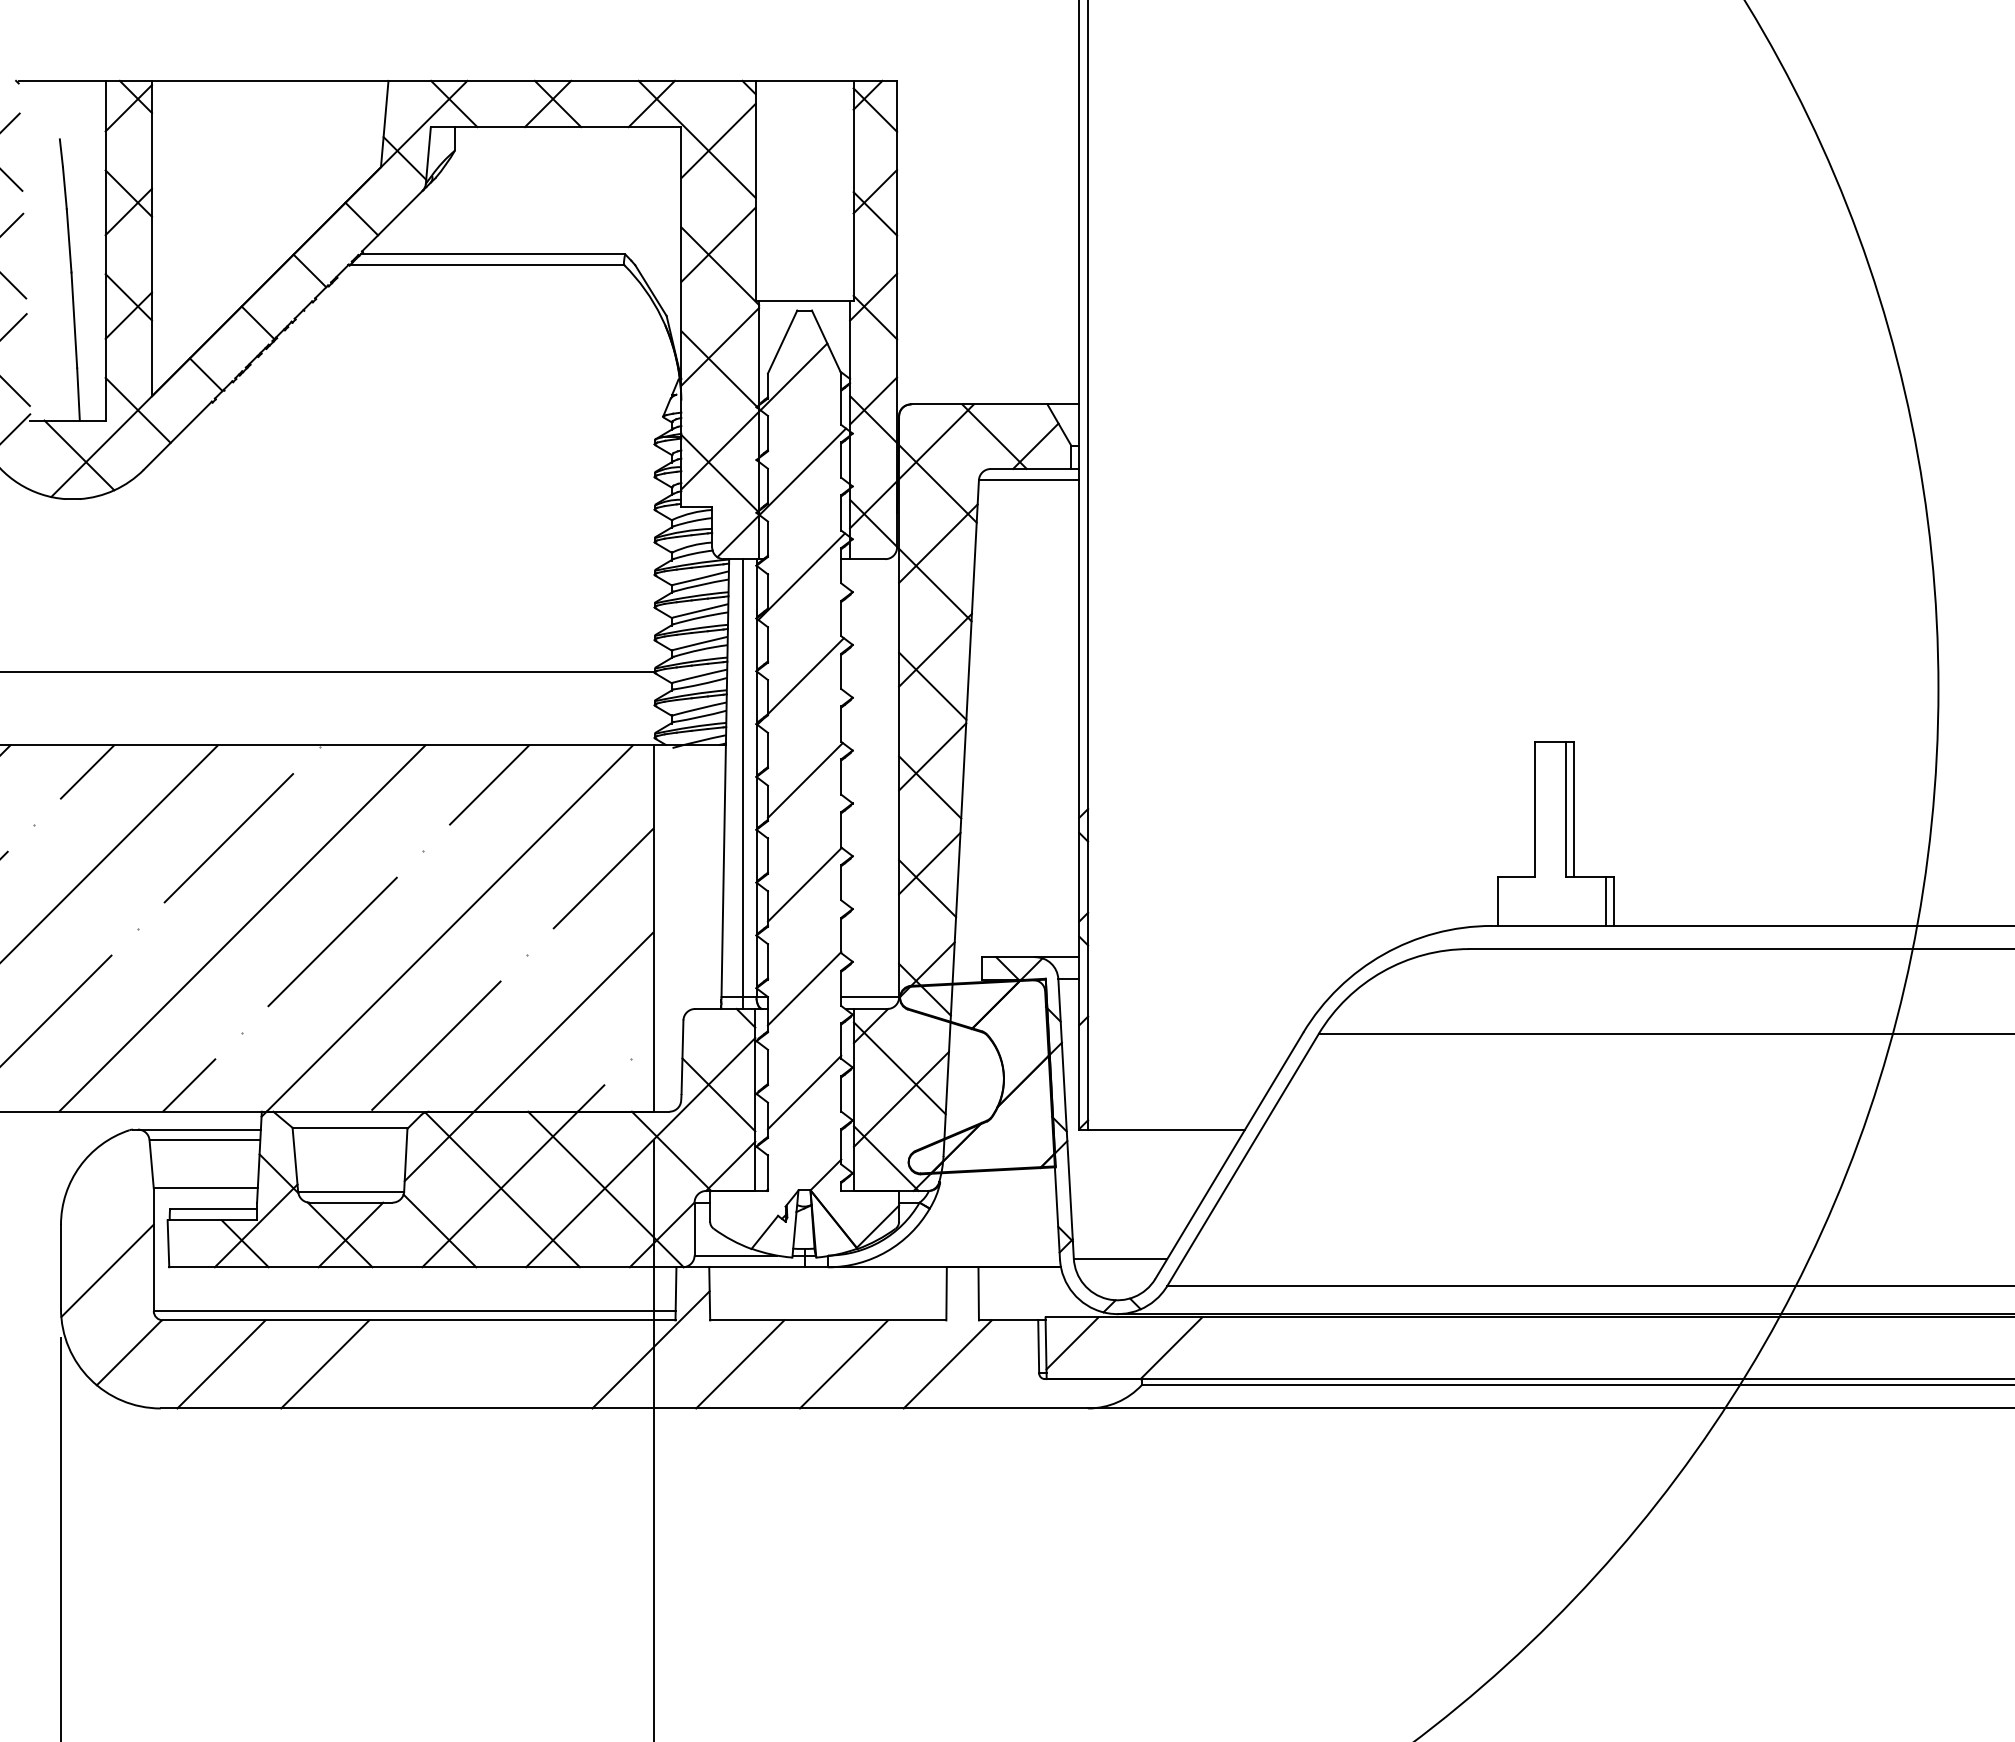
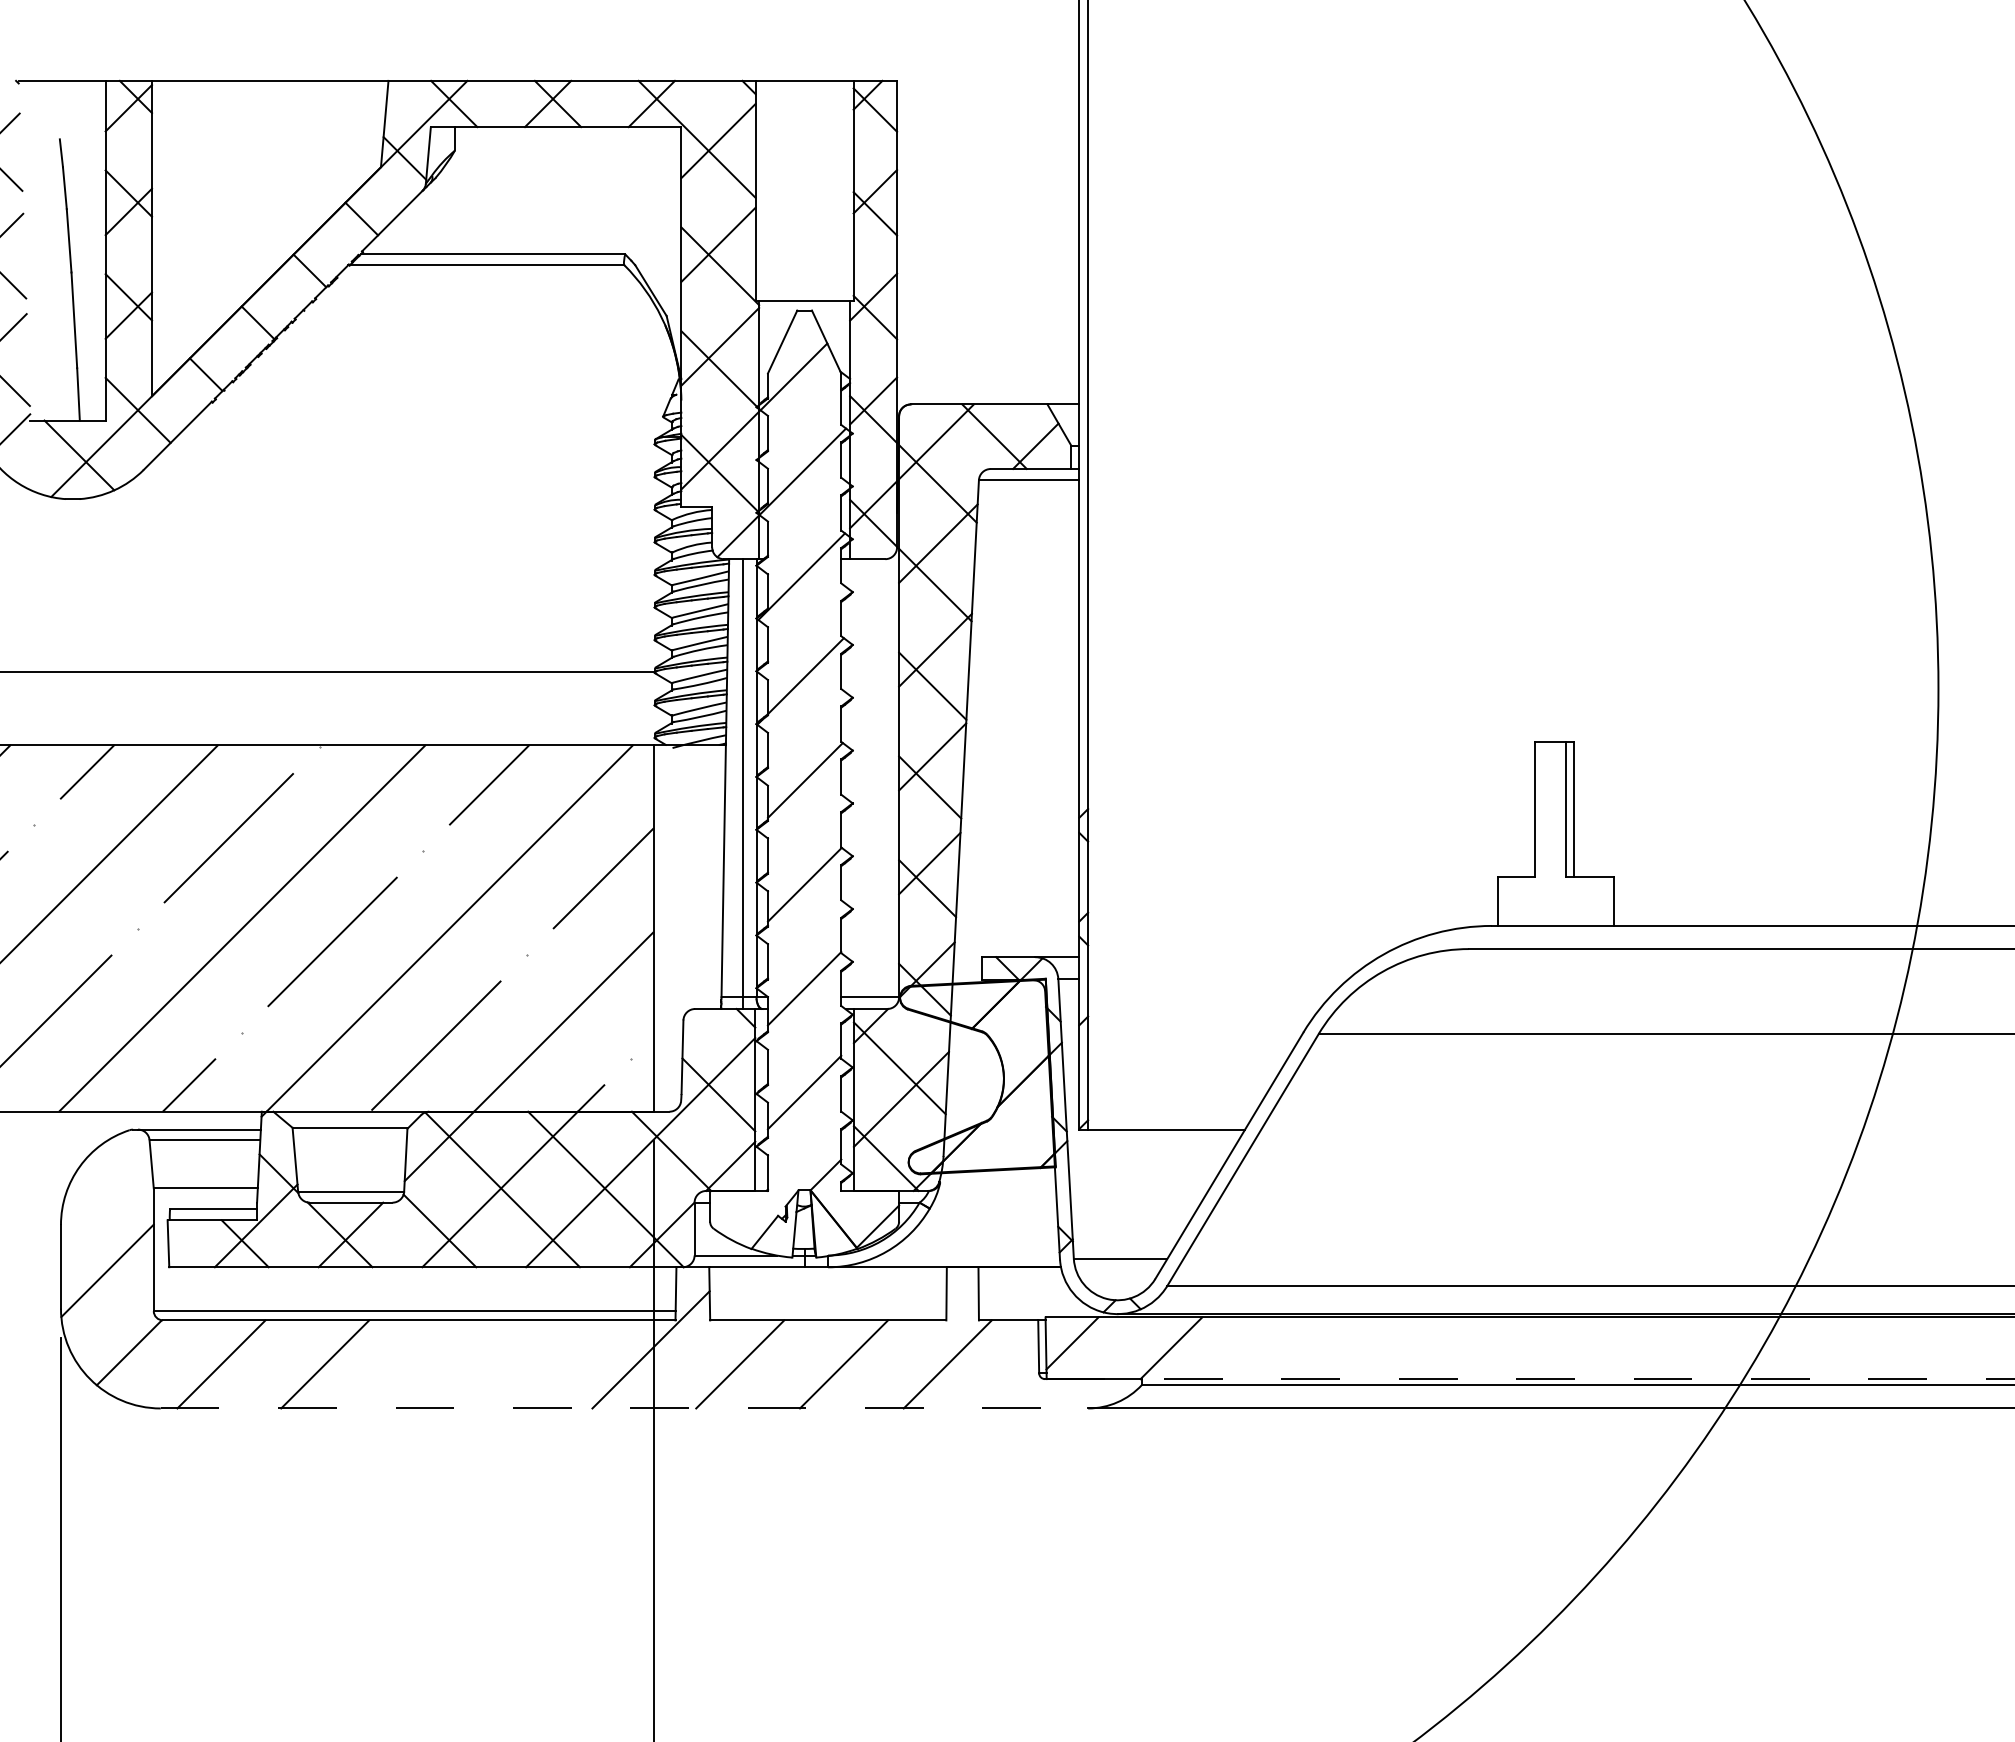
line: present -> none (1606, 901)
line: solid -> dashed (1530, 1379)
line: solid -> dashed (624, 1408)
